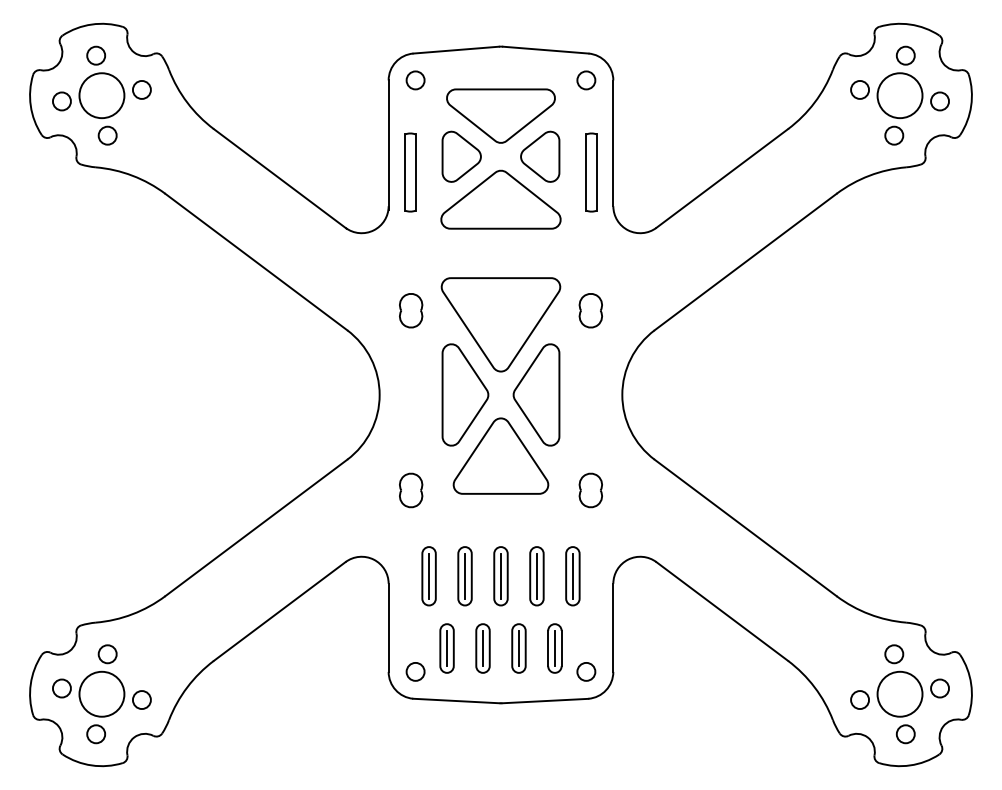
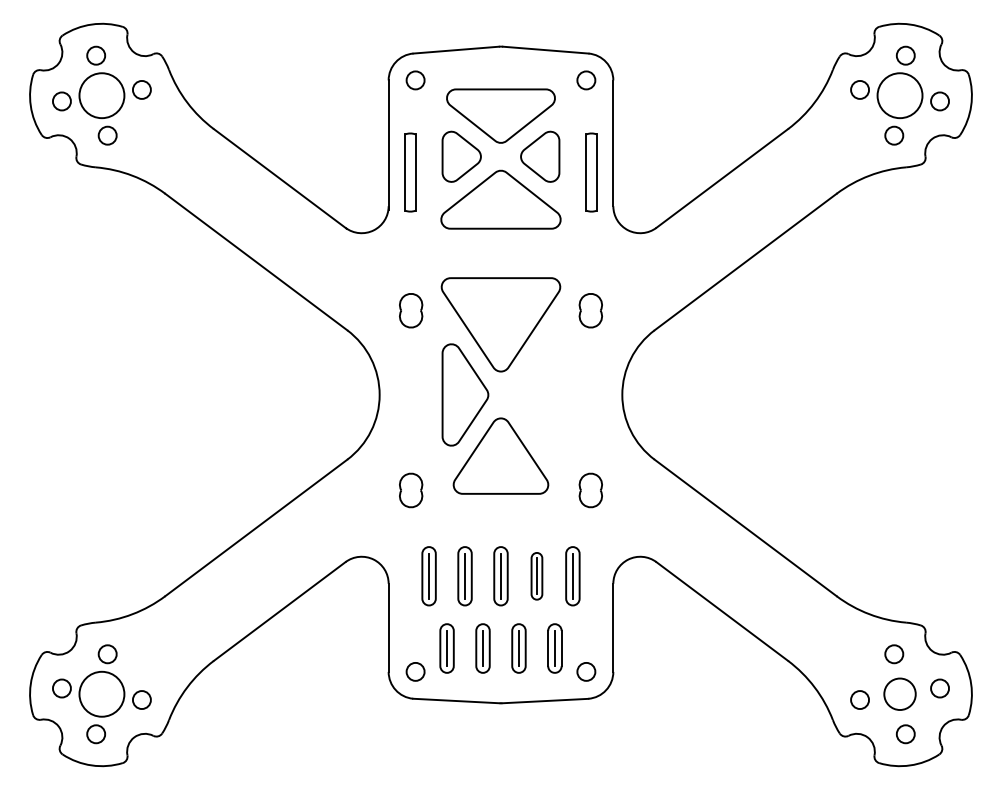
part: present -> none (536, 394)
part size: 16x61 px -> 14x49 px (536, 576)
circle diameter: 45 px -> 31 px (899, 694)
